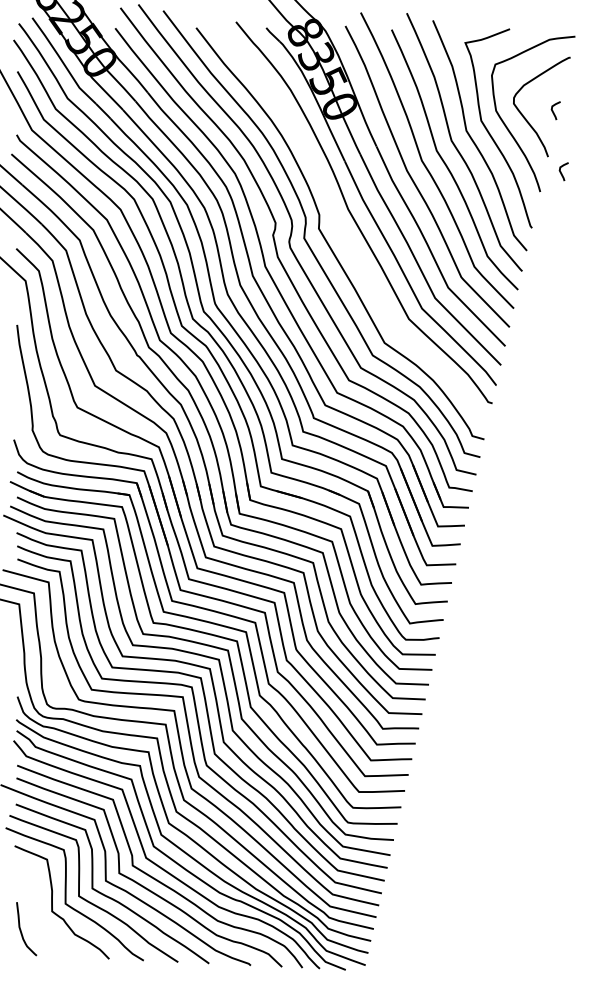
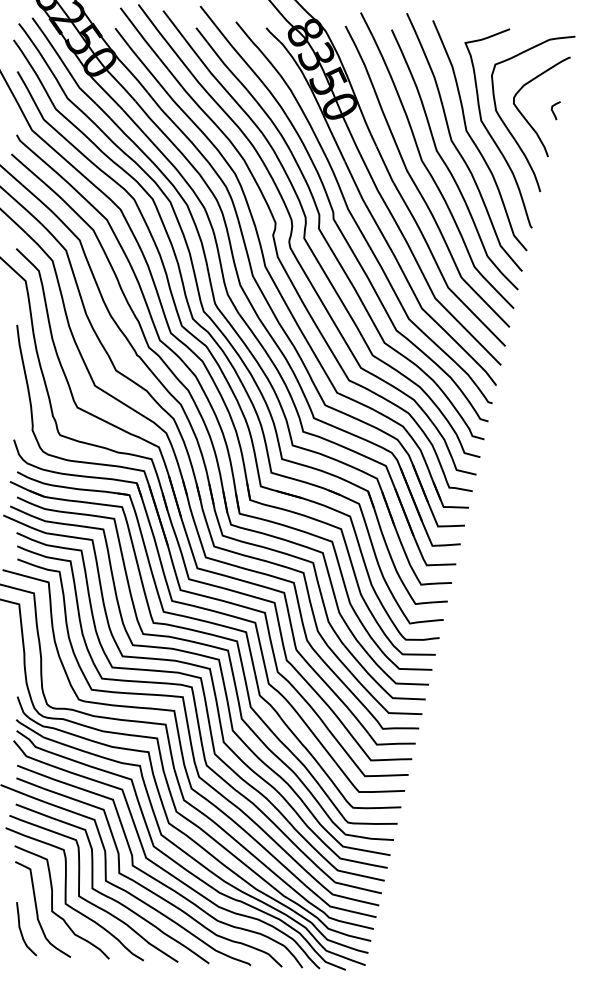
curve: present -> none (561, 171)
curve: none -> present (334, 214)
curve: none -> present (37, 909)
